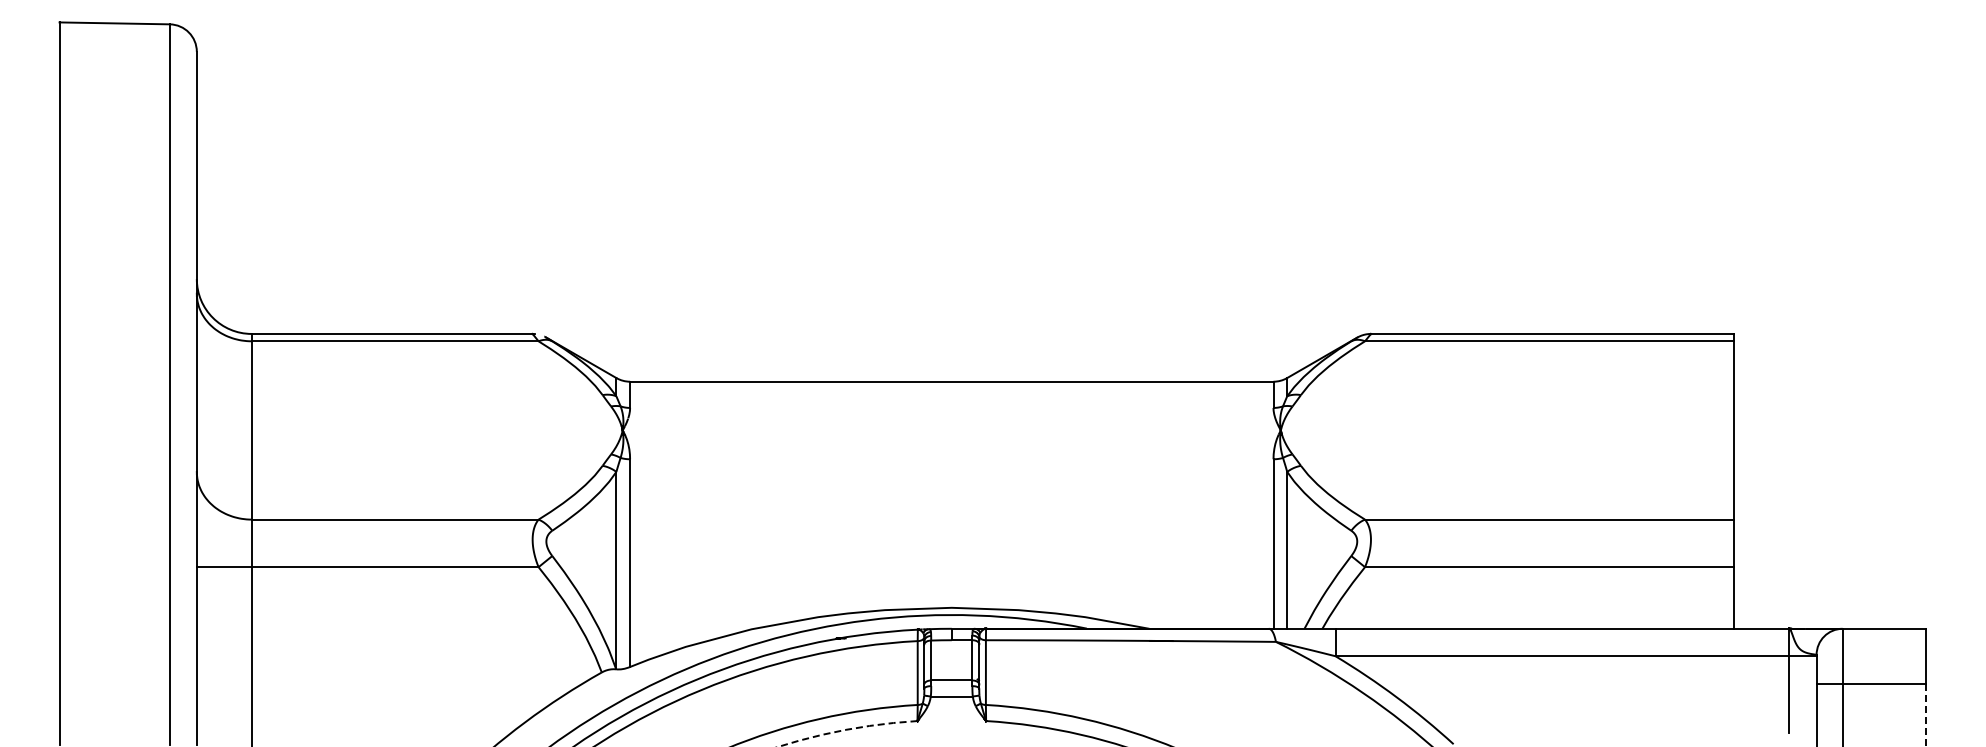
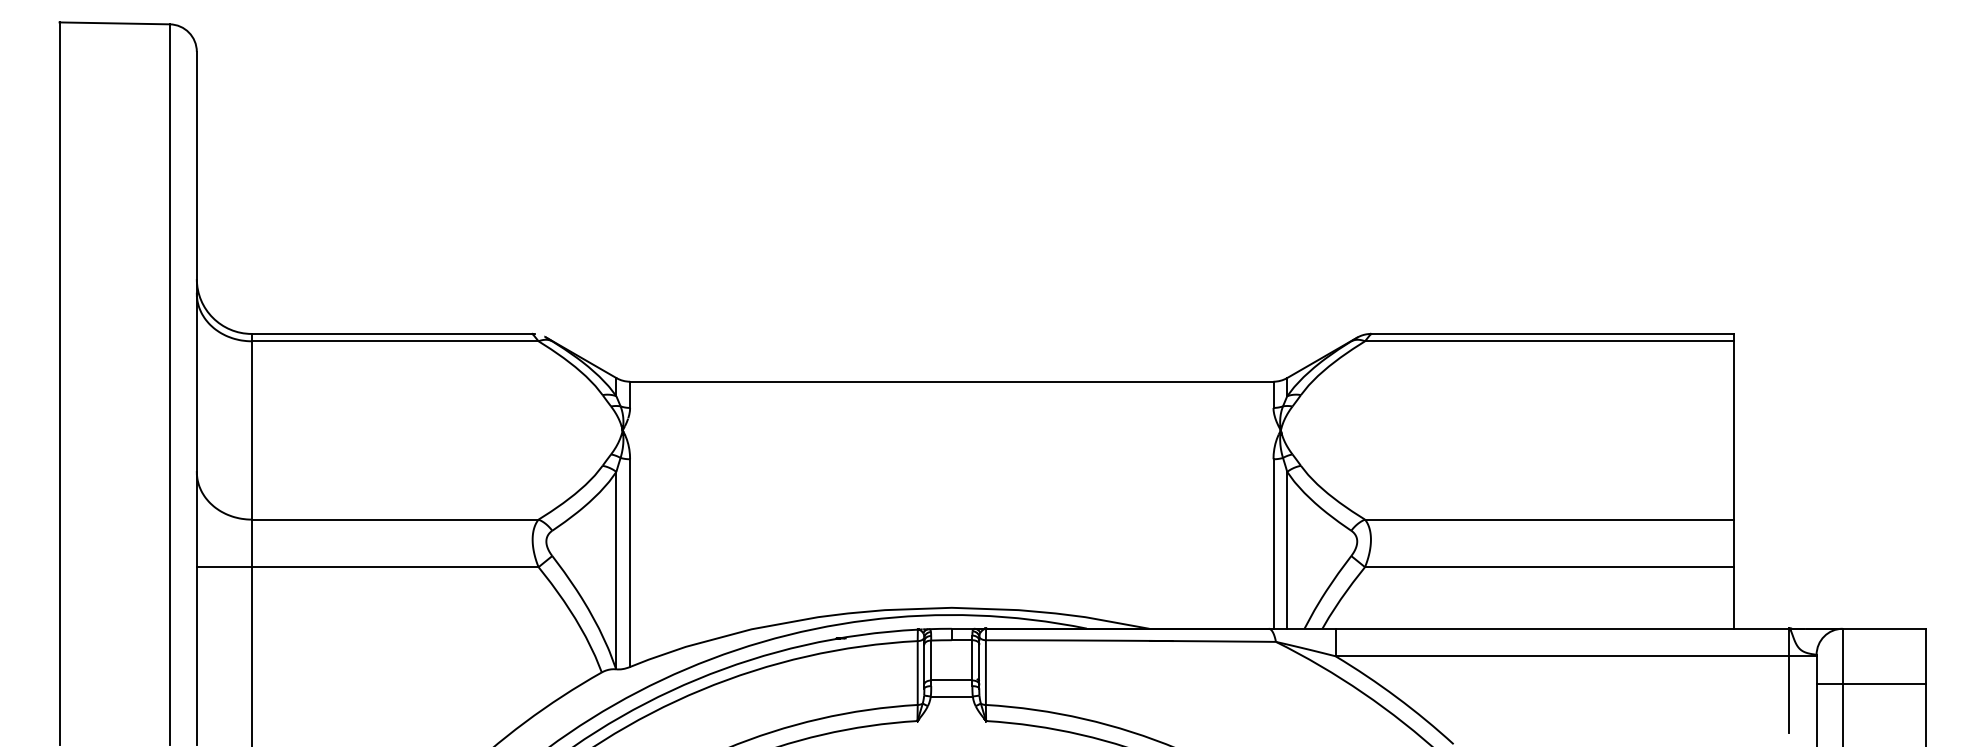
line: dashed -> solid (1926, 715)
arc: dashed -> solid (847, 729)
